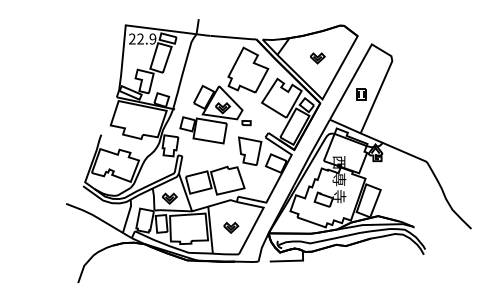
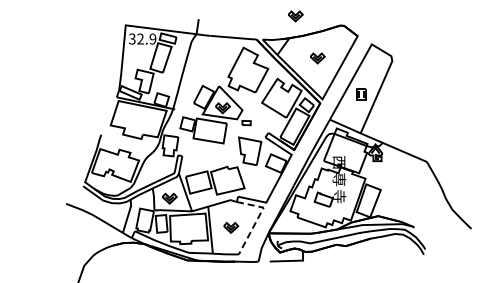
part: none -> present (295, 16)
text: 22.9 -> 32.9 (132, 39)
line: solid -> dashed (258, 218)
